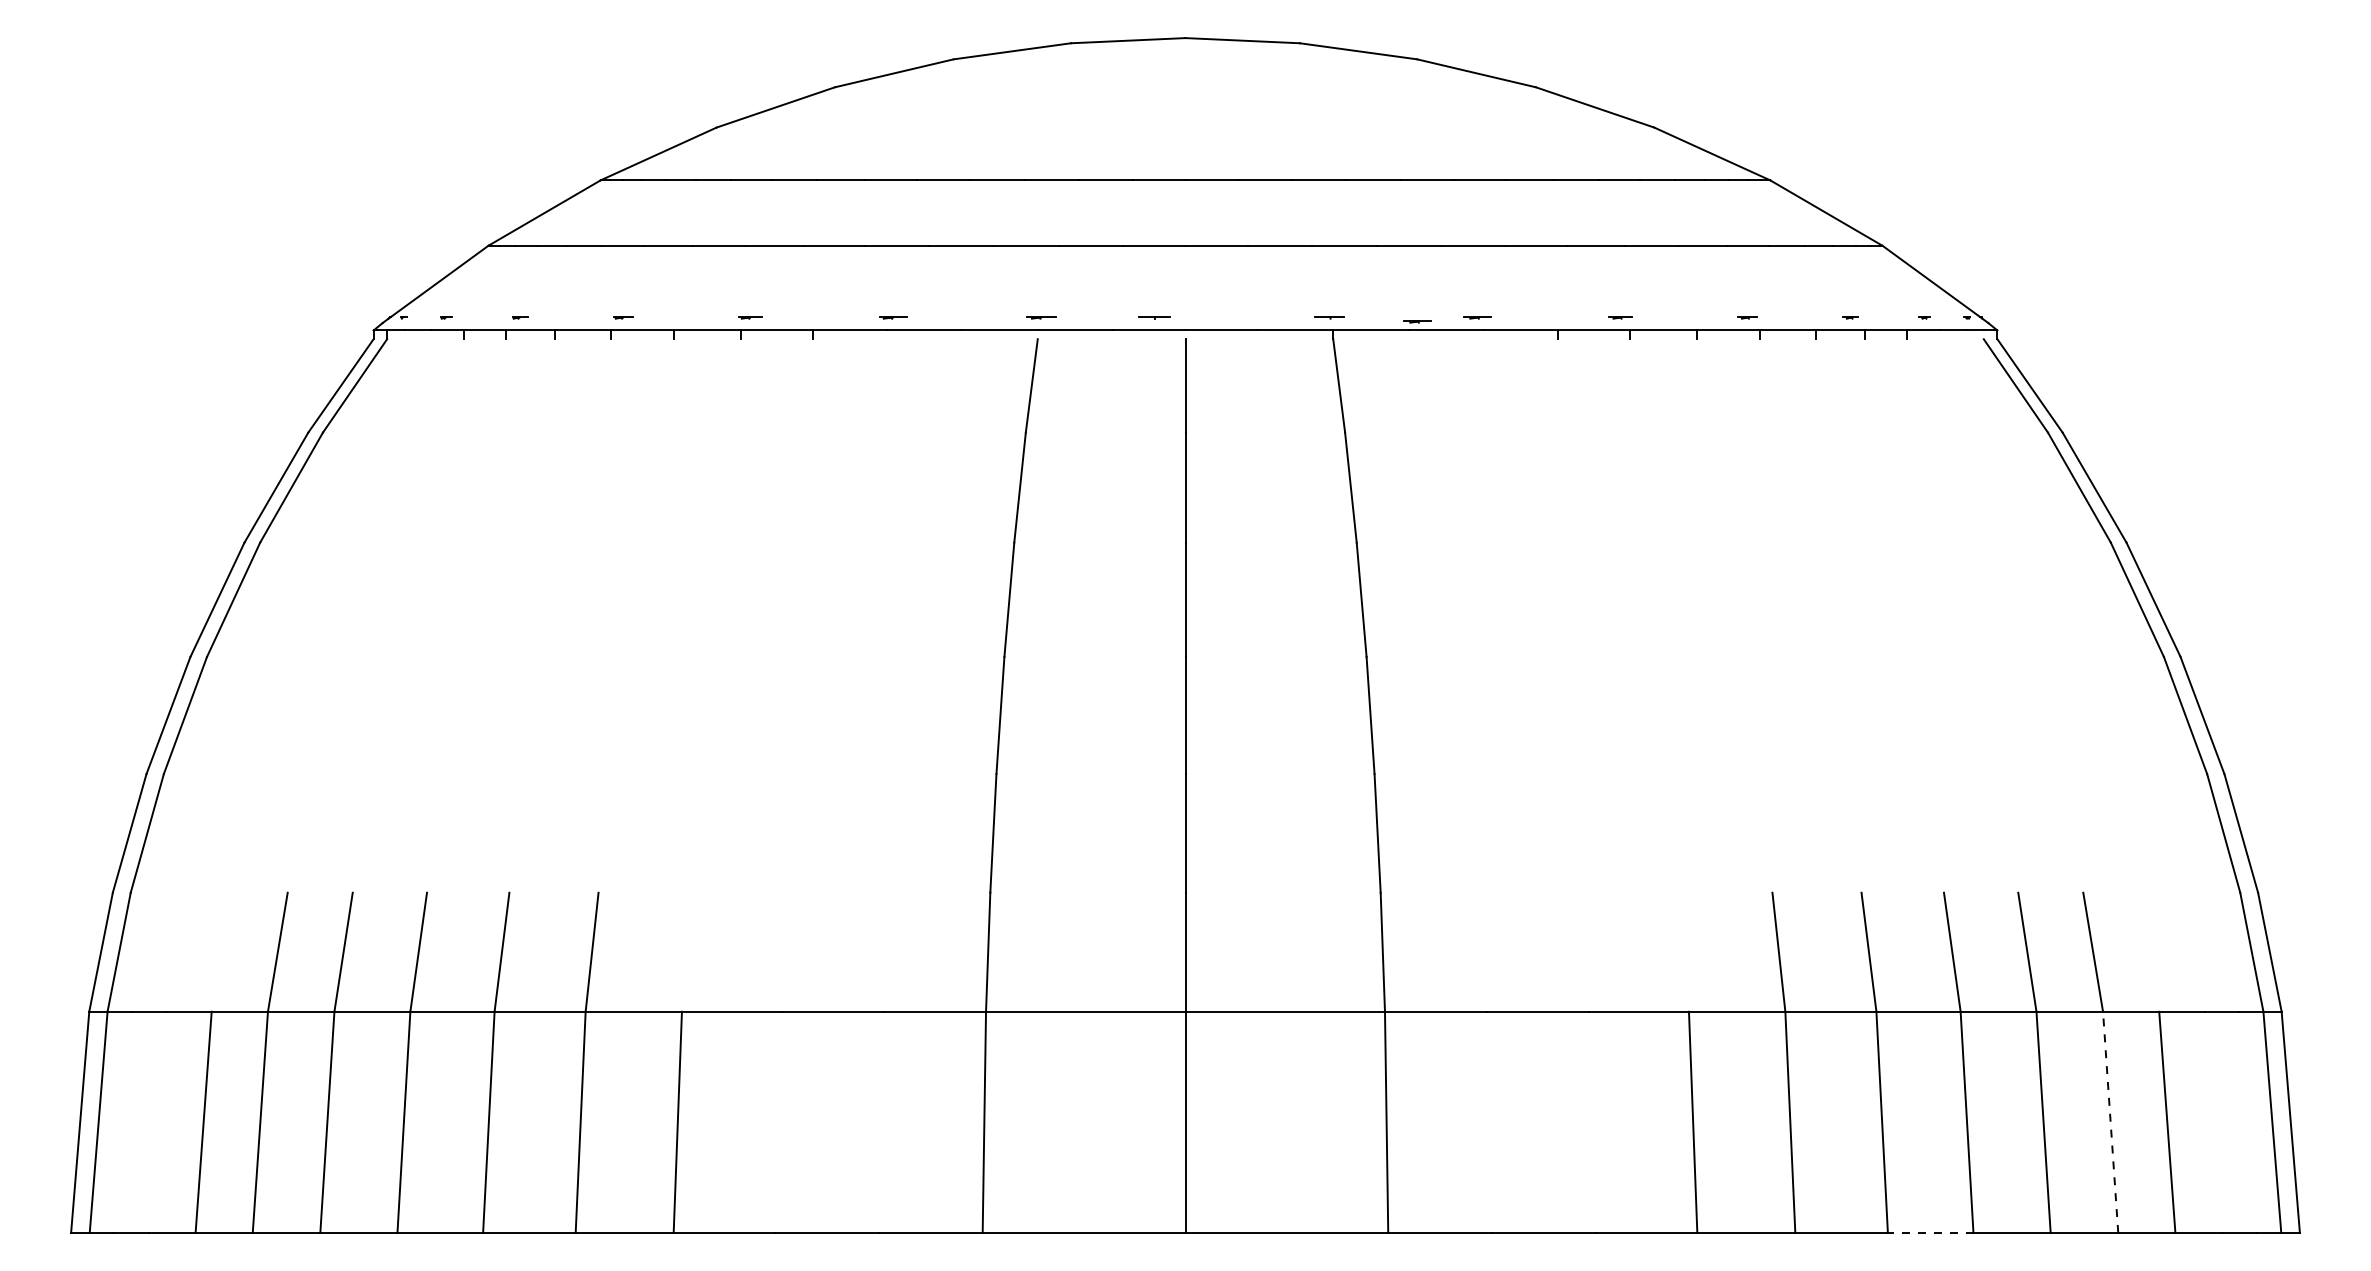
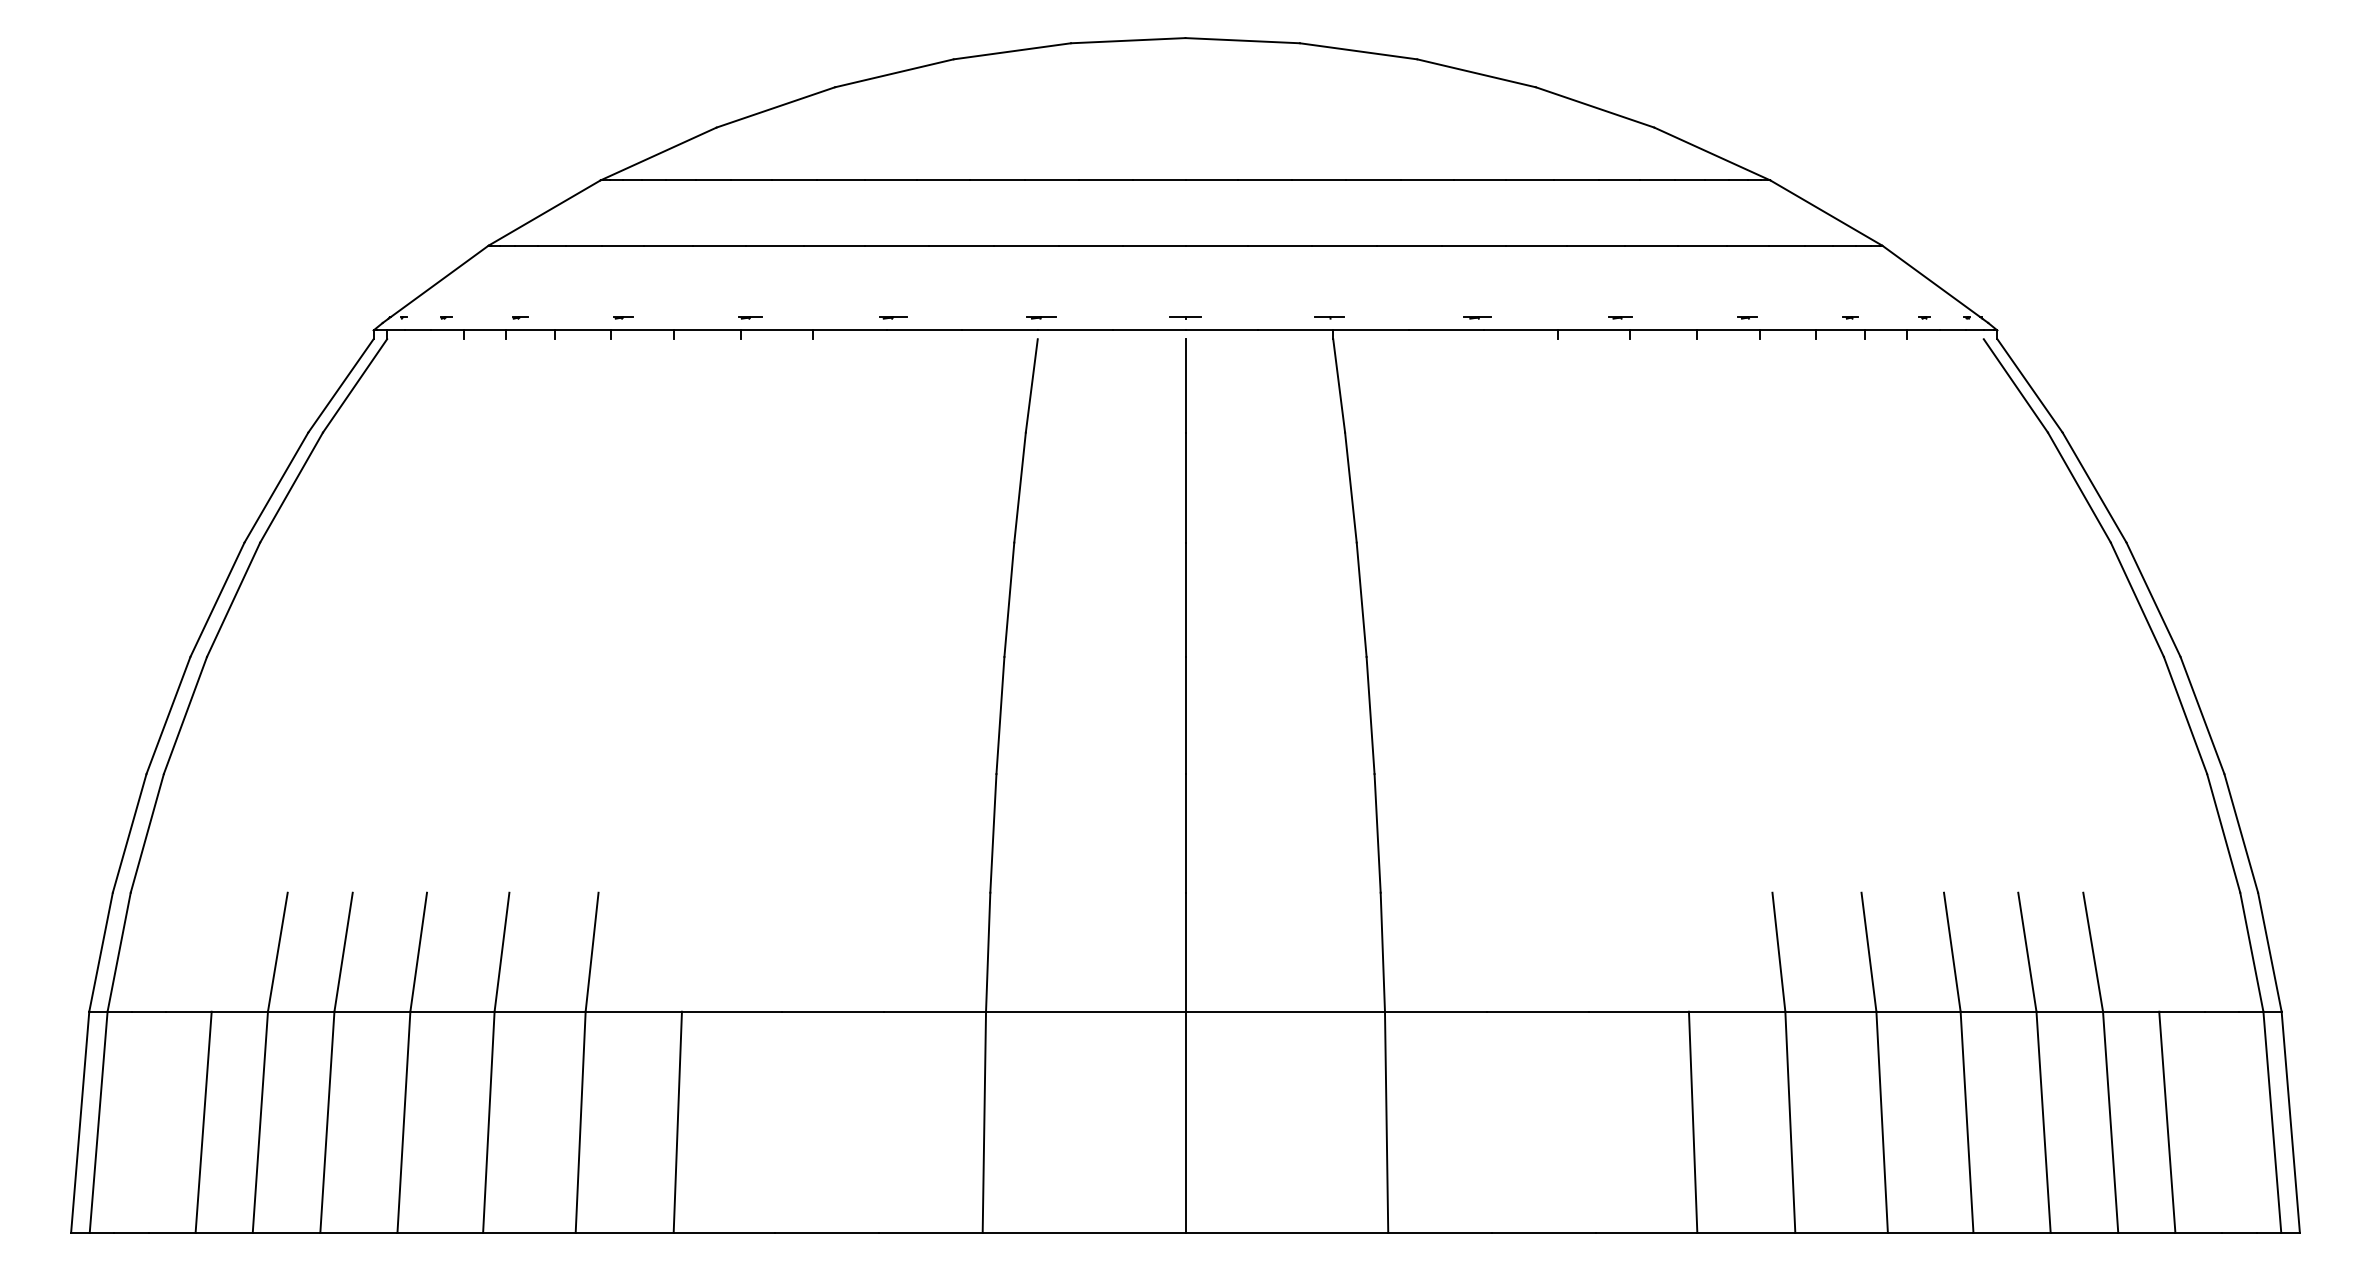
part position: (1154, 317) -> (1185, 317) (1185, 317)
line: present -> none (1417, 321)
line: dashed -> solid (2110, 1122)
line: dashed -> solid (1930, 1232)
